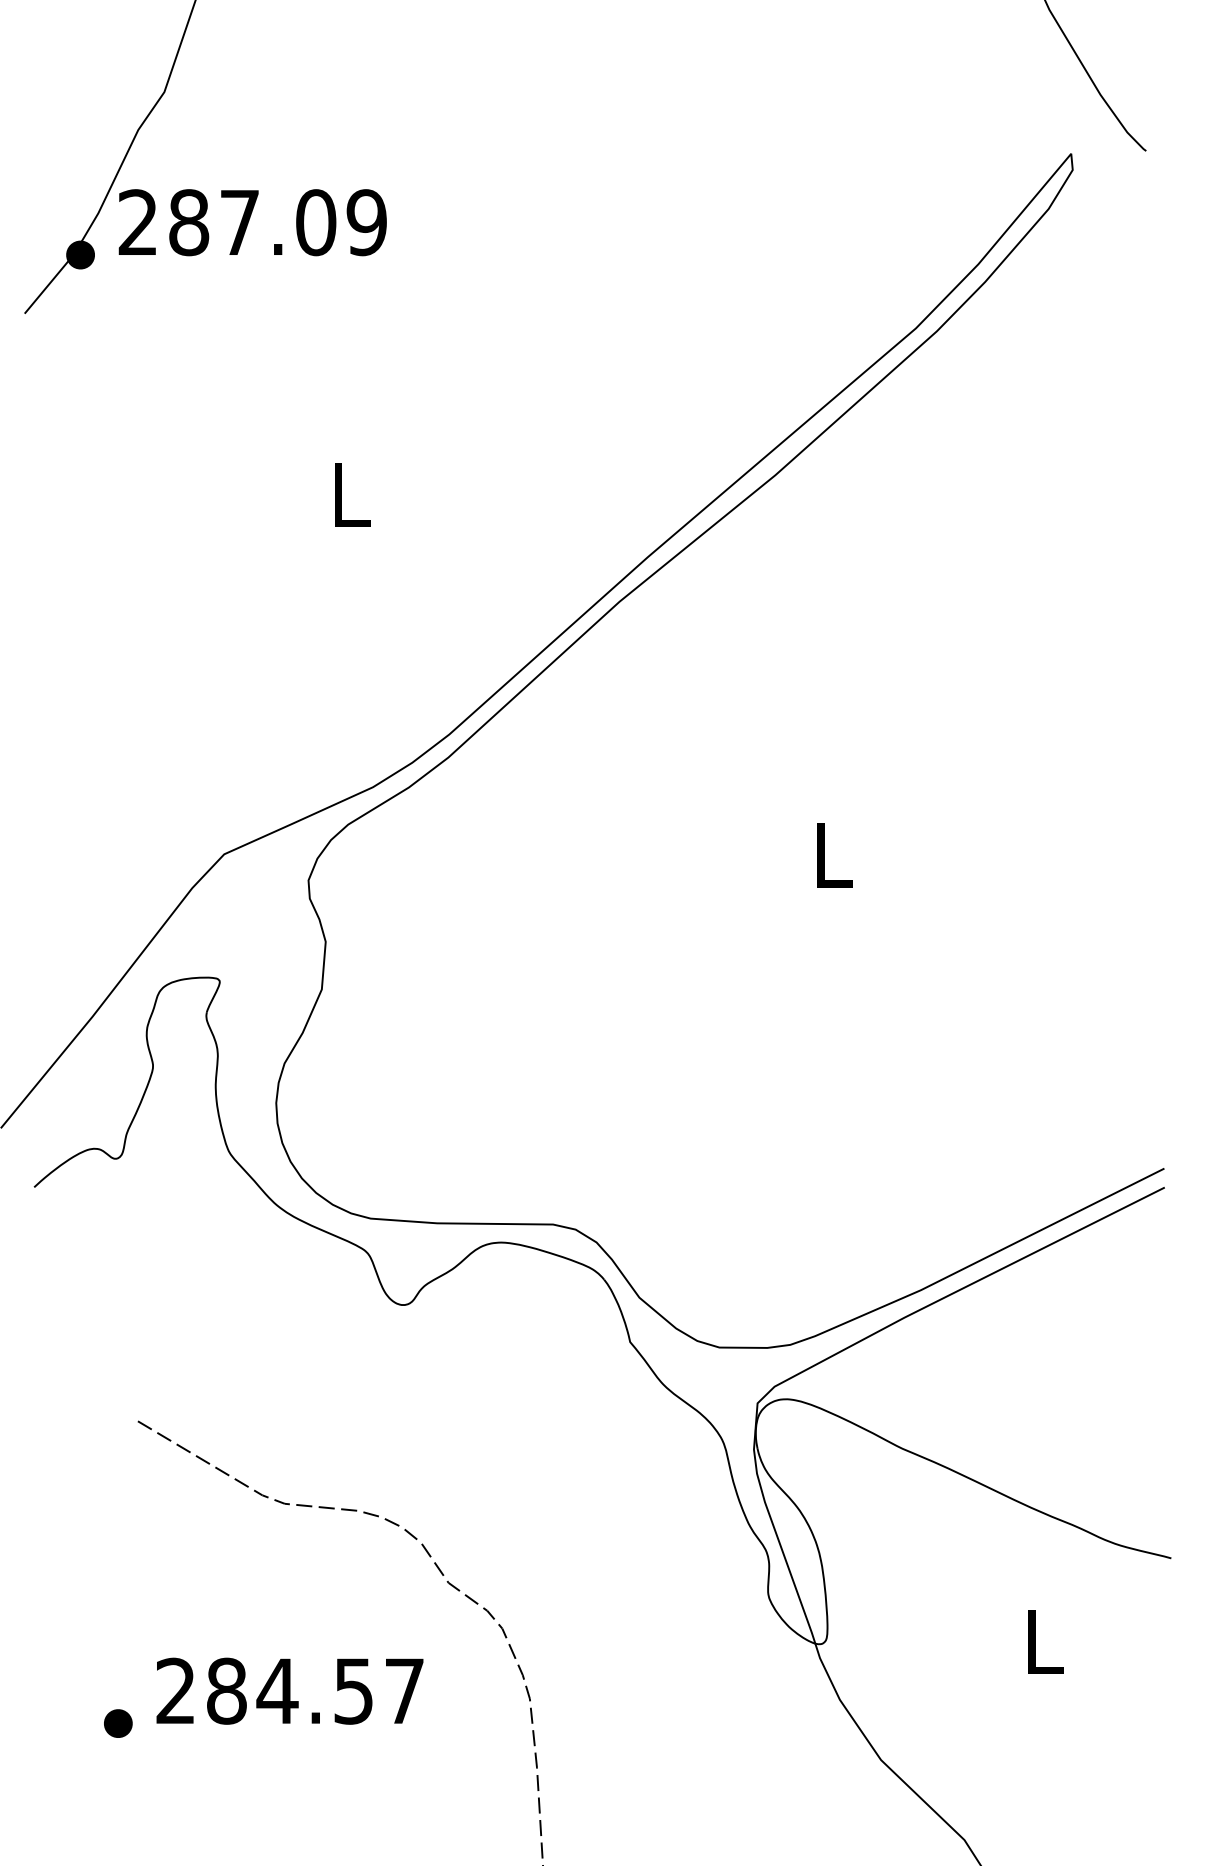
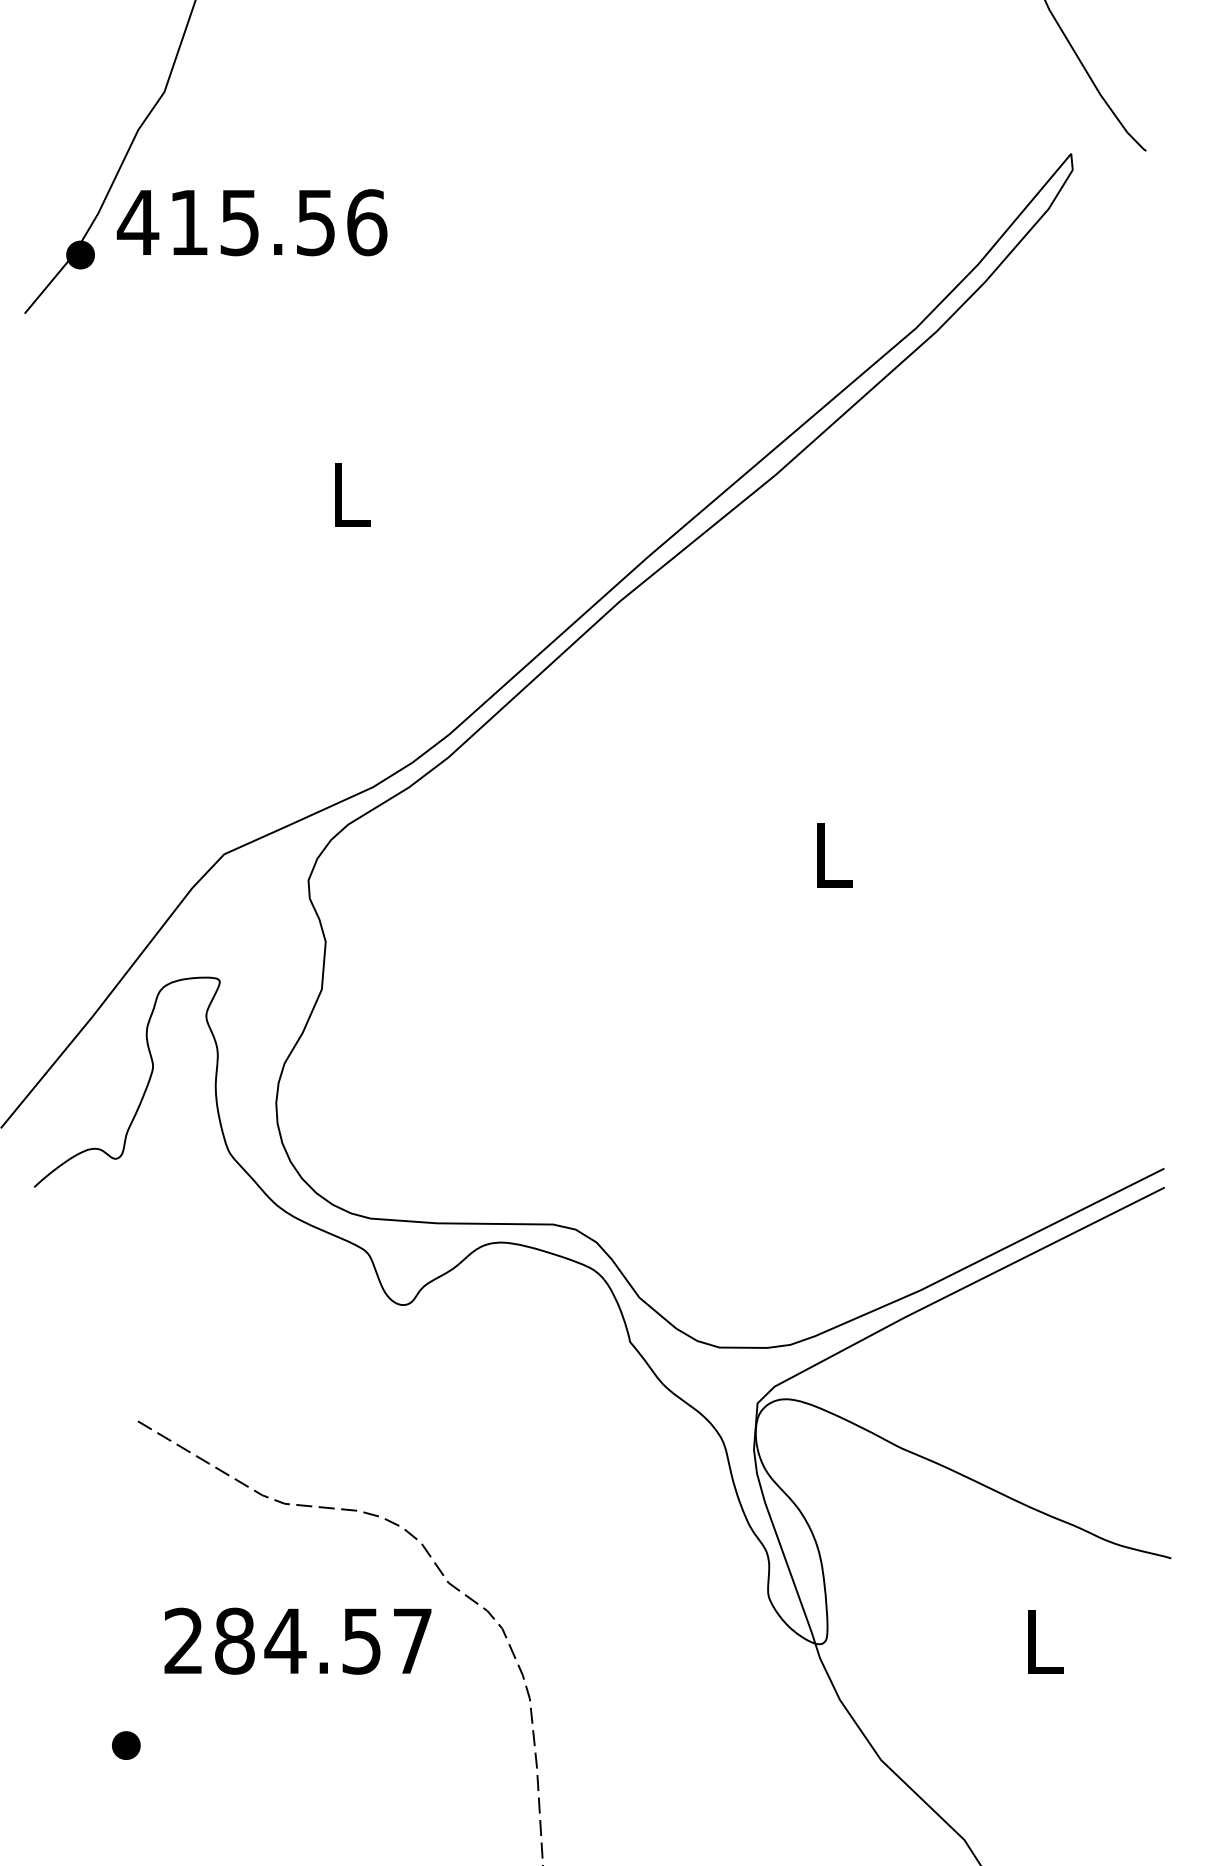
text: 287.09 -> 415.56 (251, 222)
text position: (289, 1690) -> (297, 1640) (297, 1640)
part position: (118, 1723) -> (126, 1745) (126, 1745)
